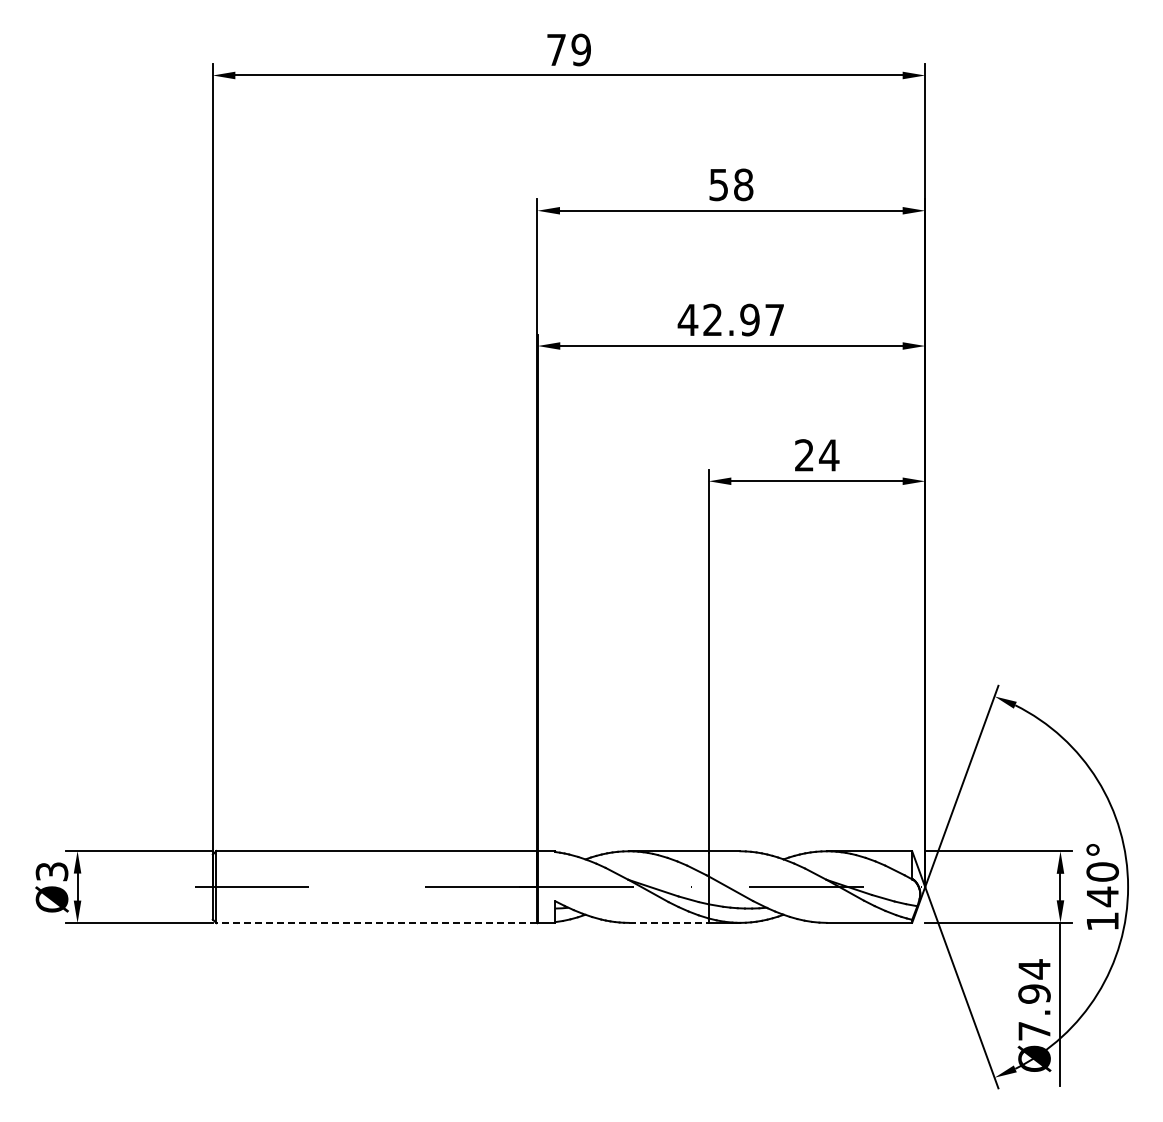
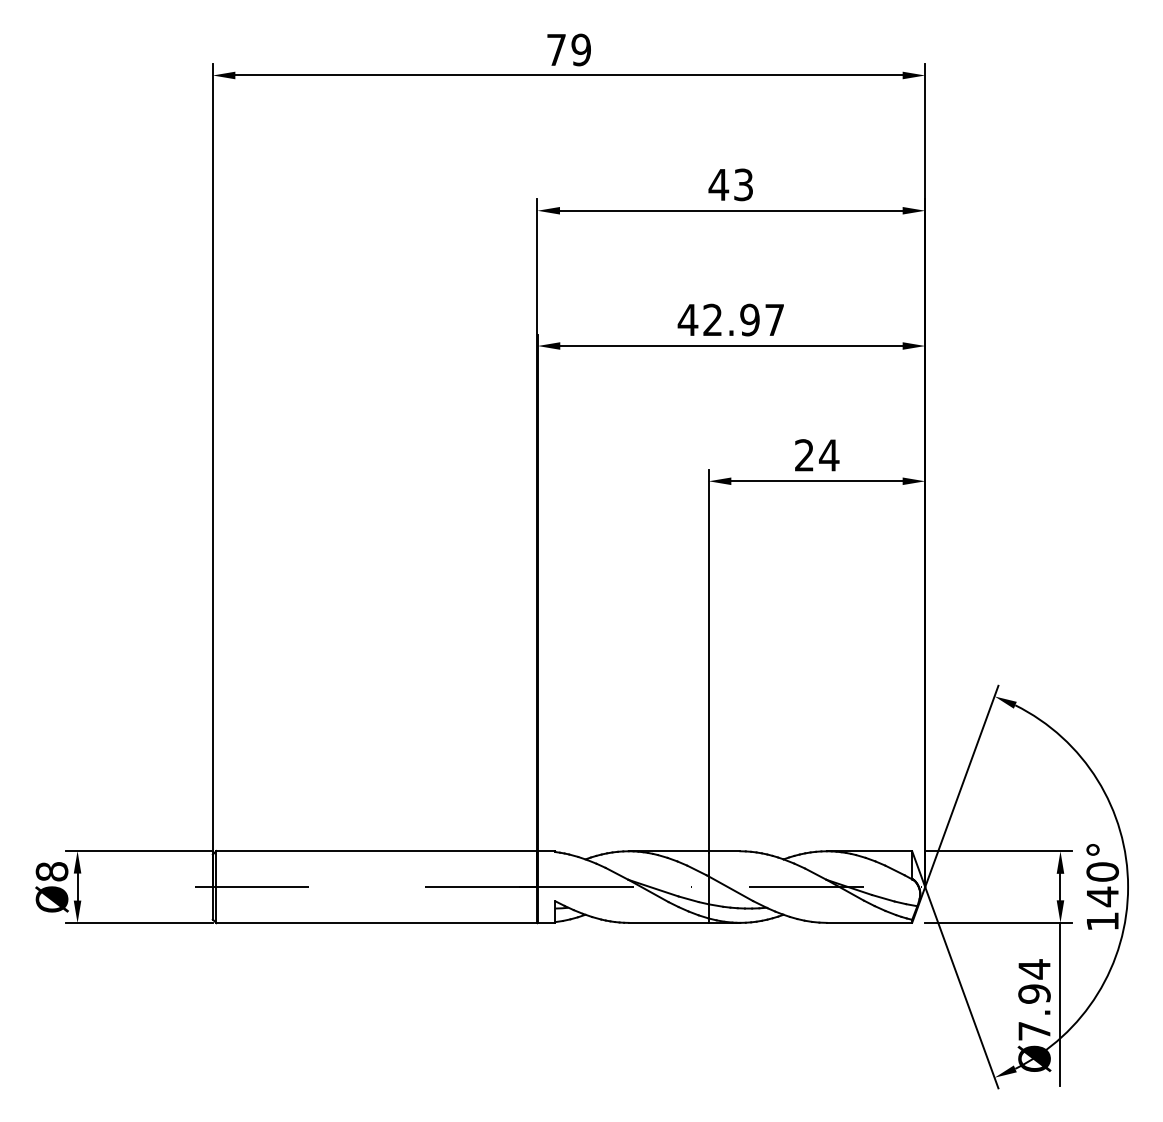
text: 58 -> 43 (730, 184)
text: Ø3 -> Ø8 (51, 871)
line: dashed -> solid (669, 922)
line: dashed -> solid (376, 923)
